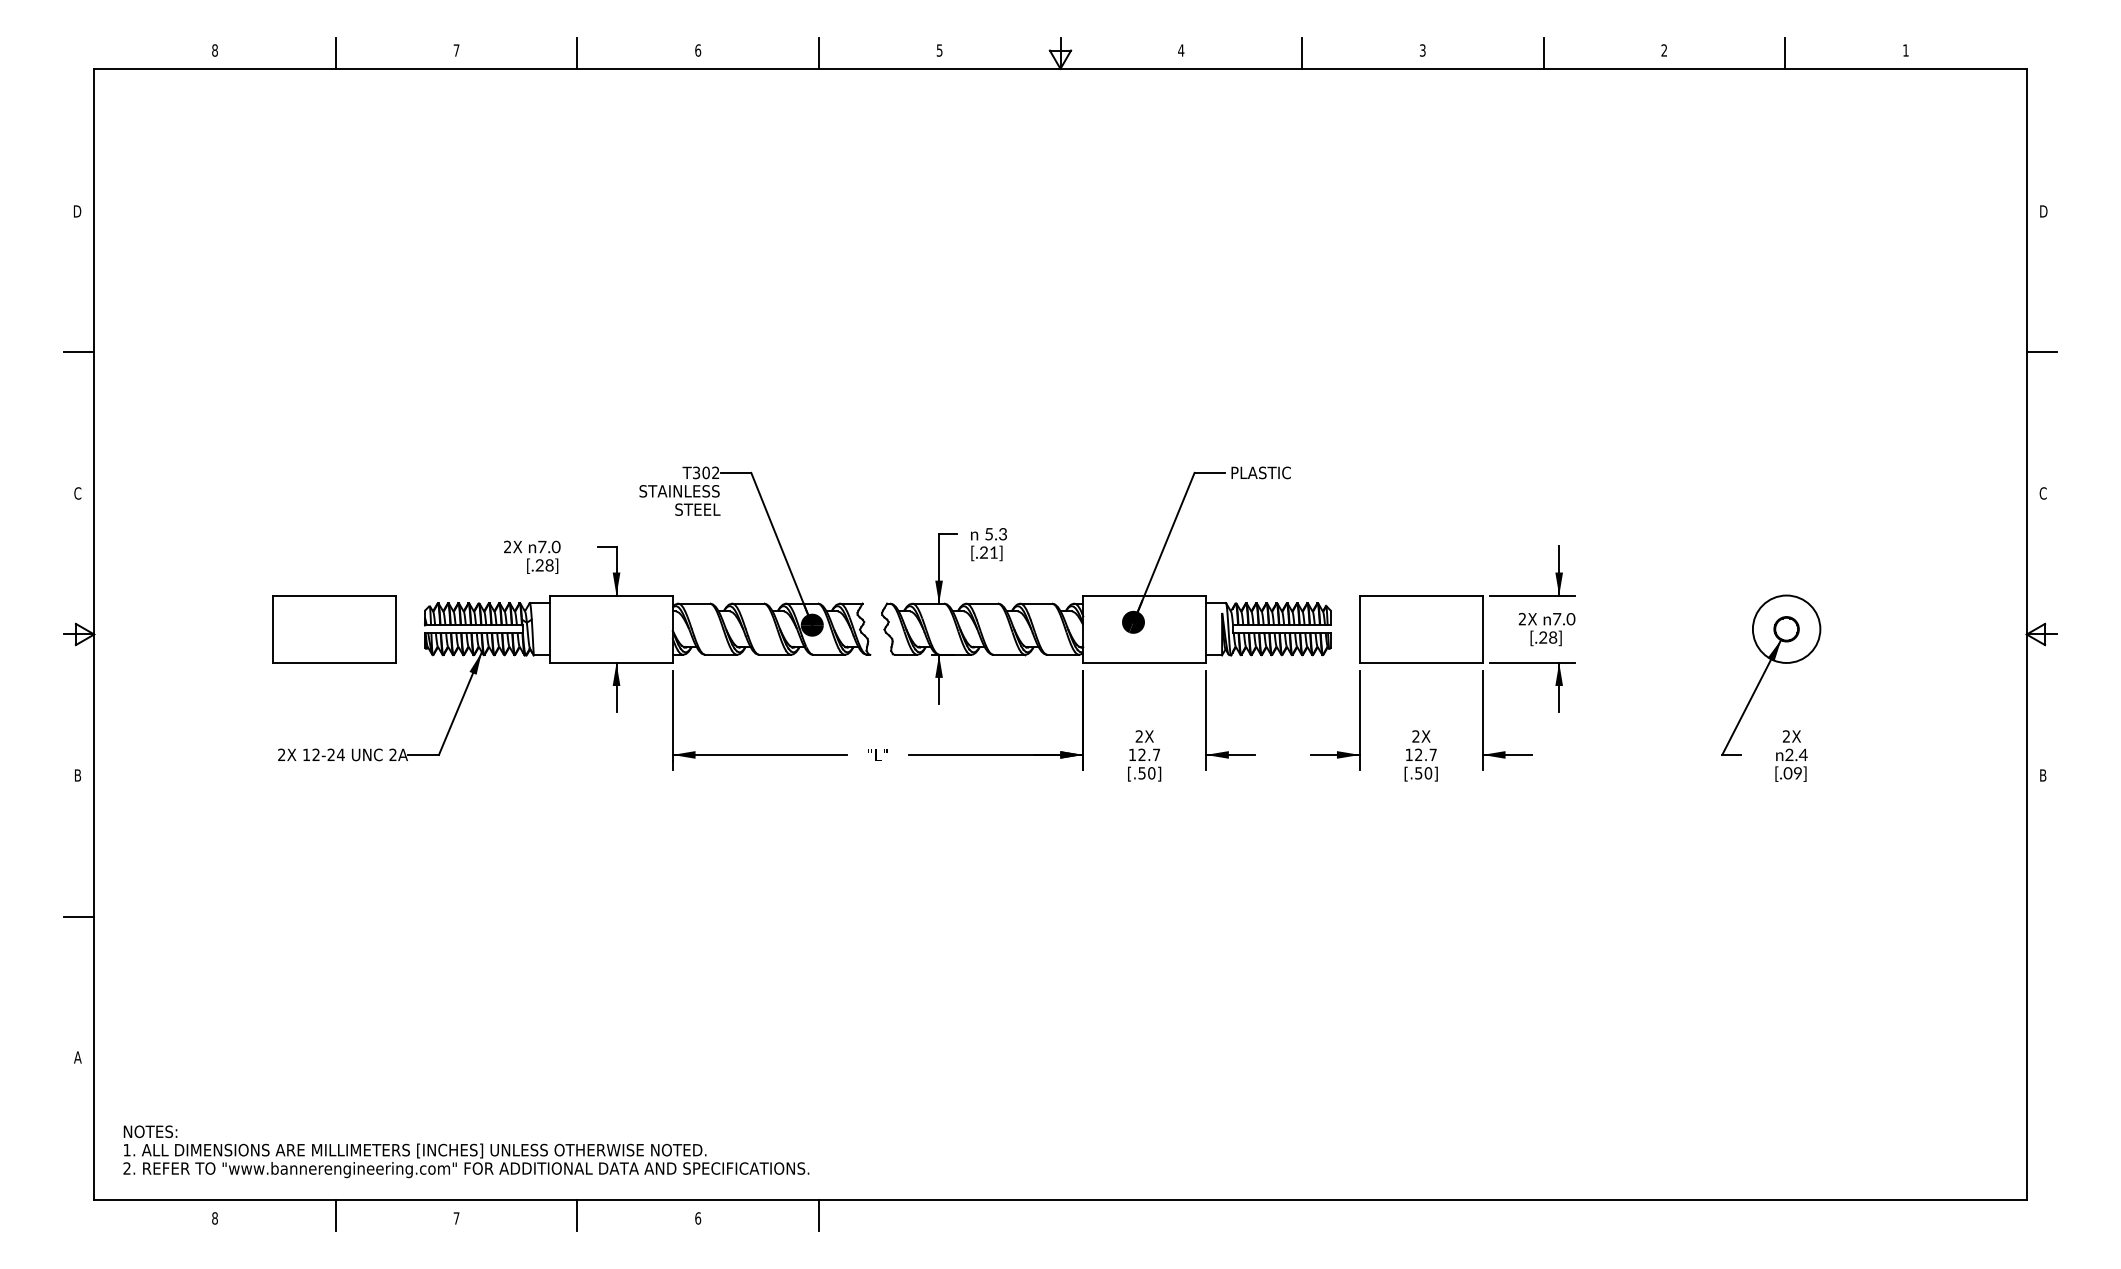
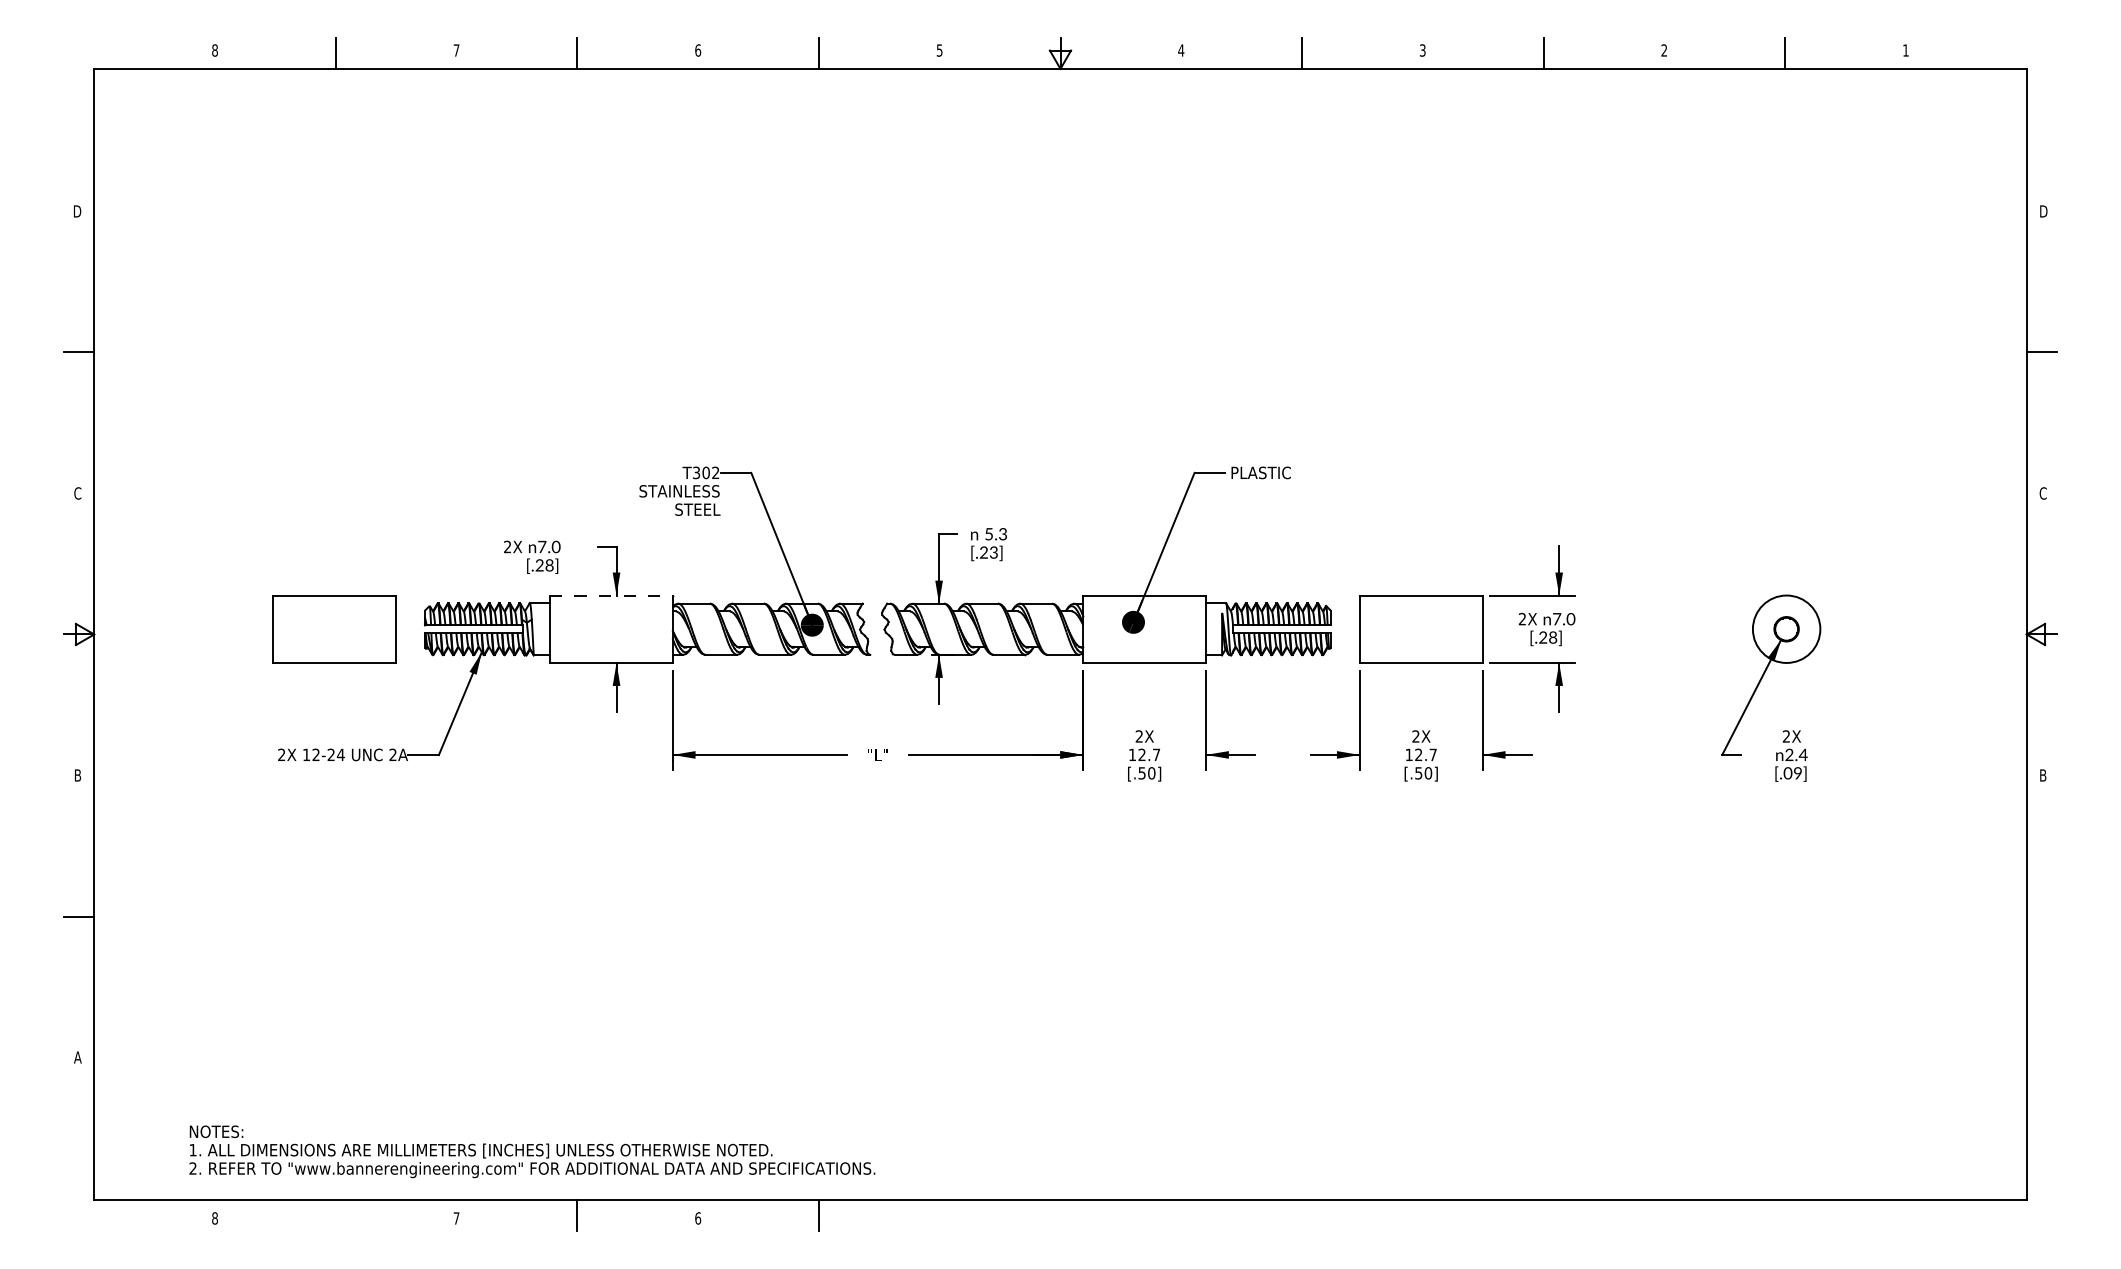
text: [.21] -> [.23] (993, 552)
line: solid -> dashed (611, 595)
text position: (466, 1151) -> (532, 1151) (532, 1151)
line: present -> none (335, 1215)
